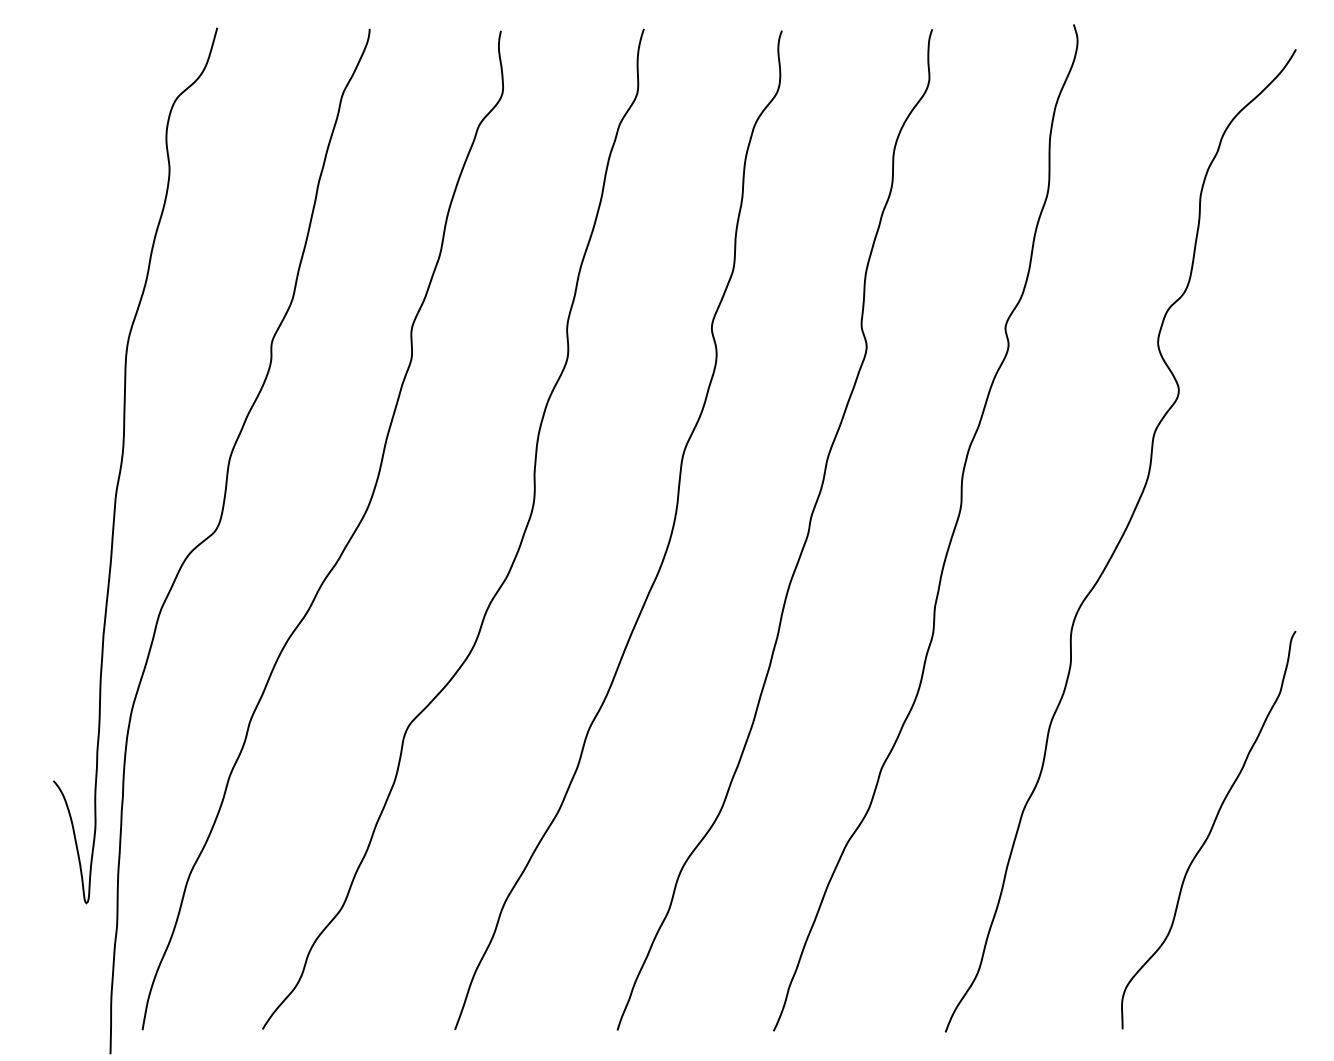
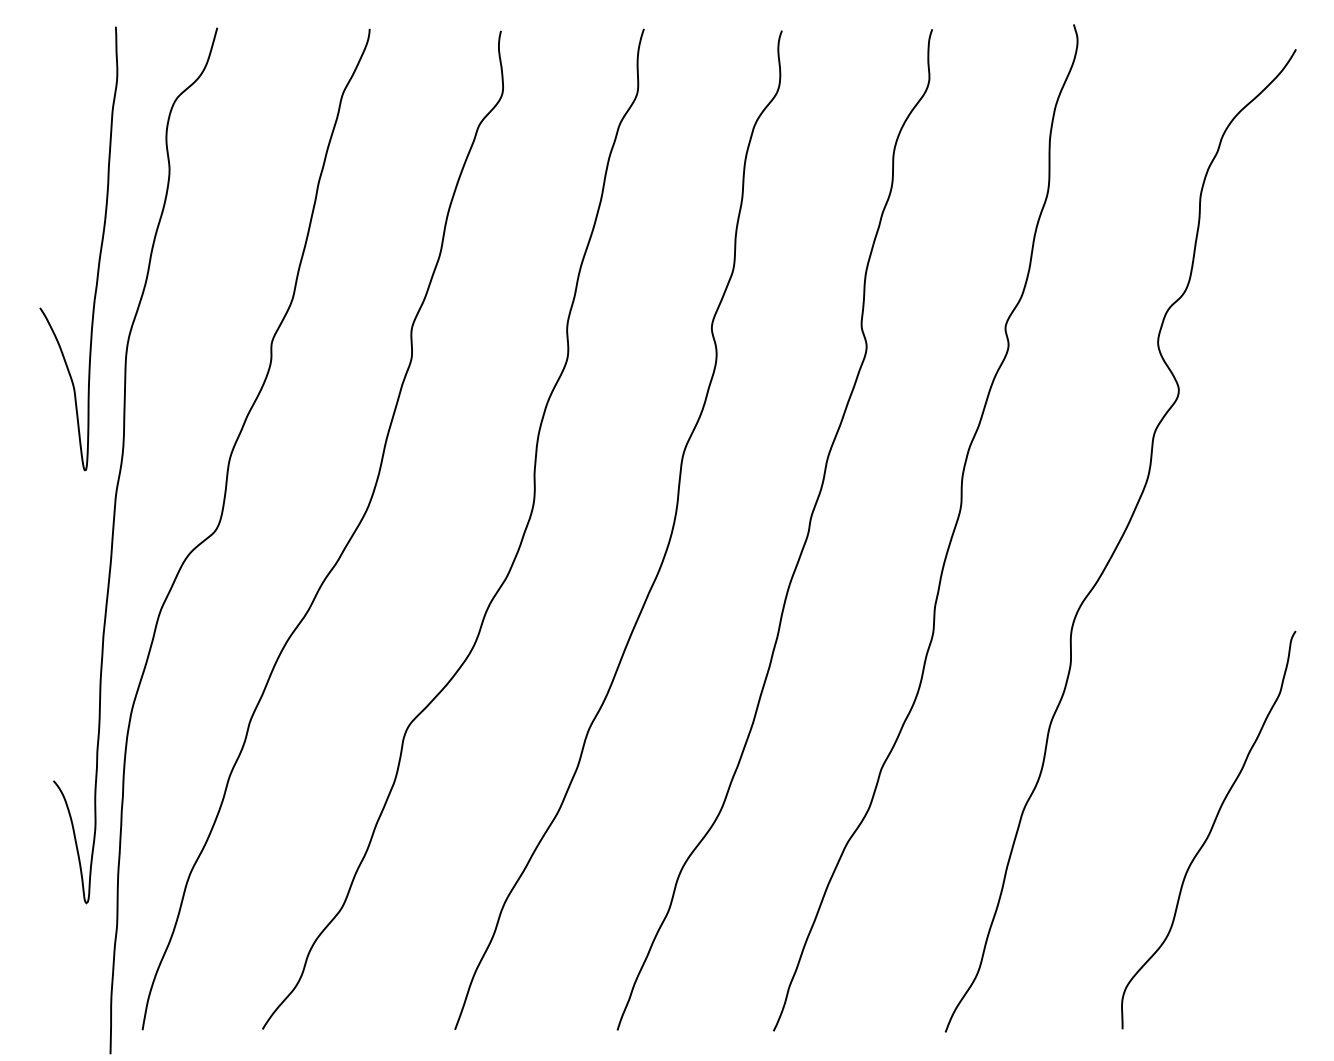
curve: none -> present (99, 252)
